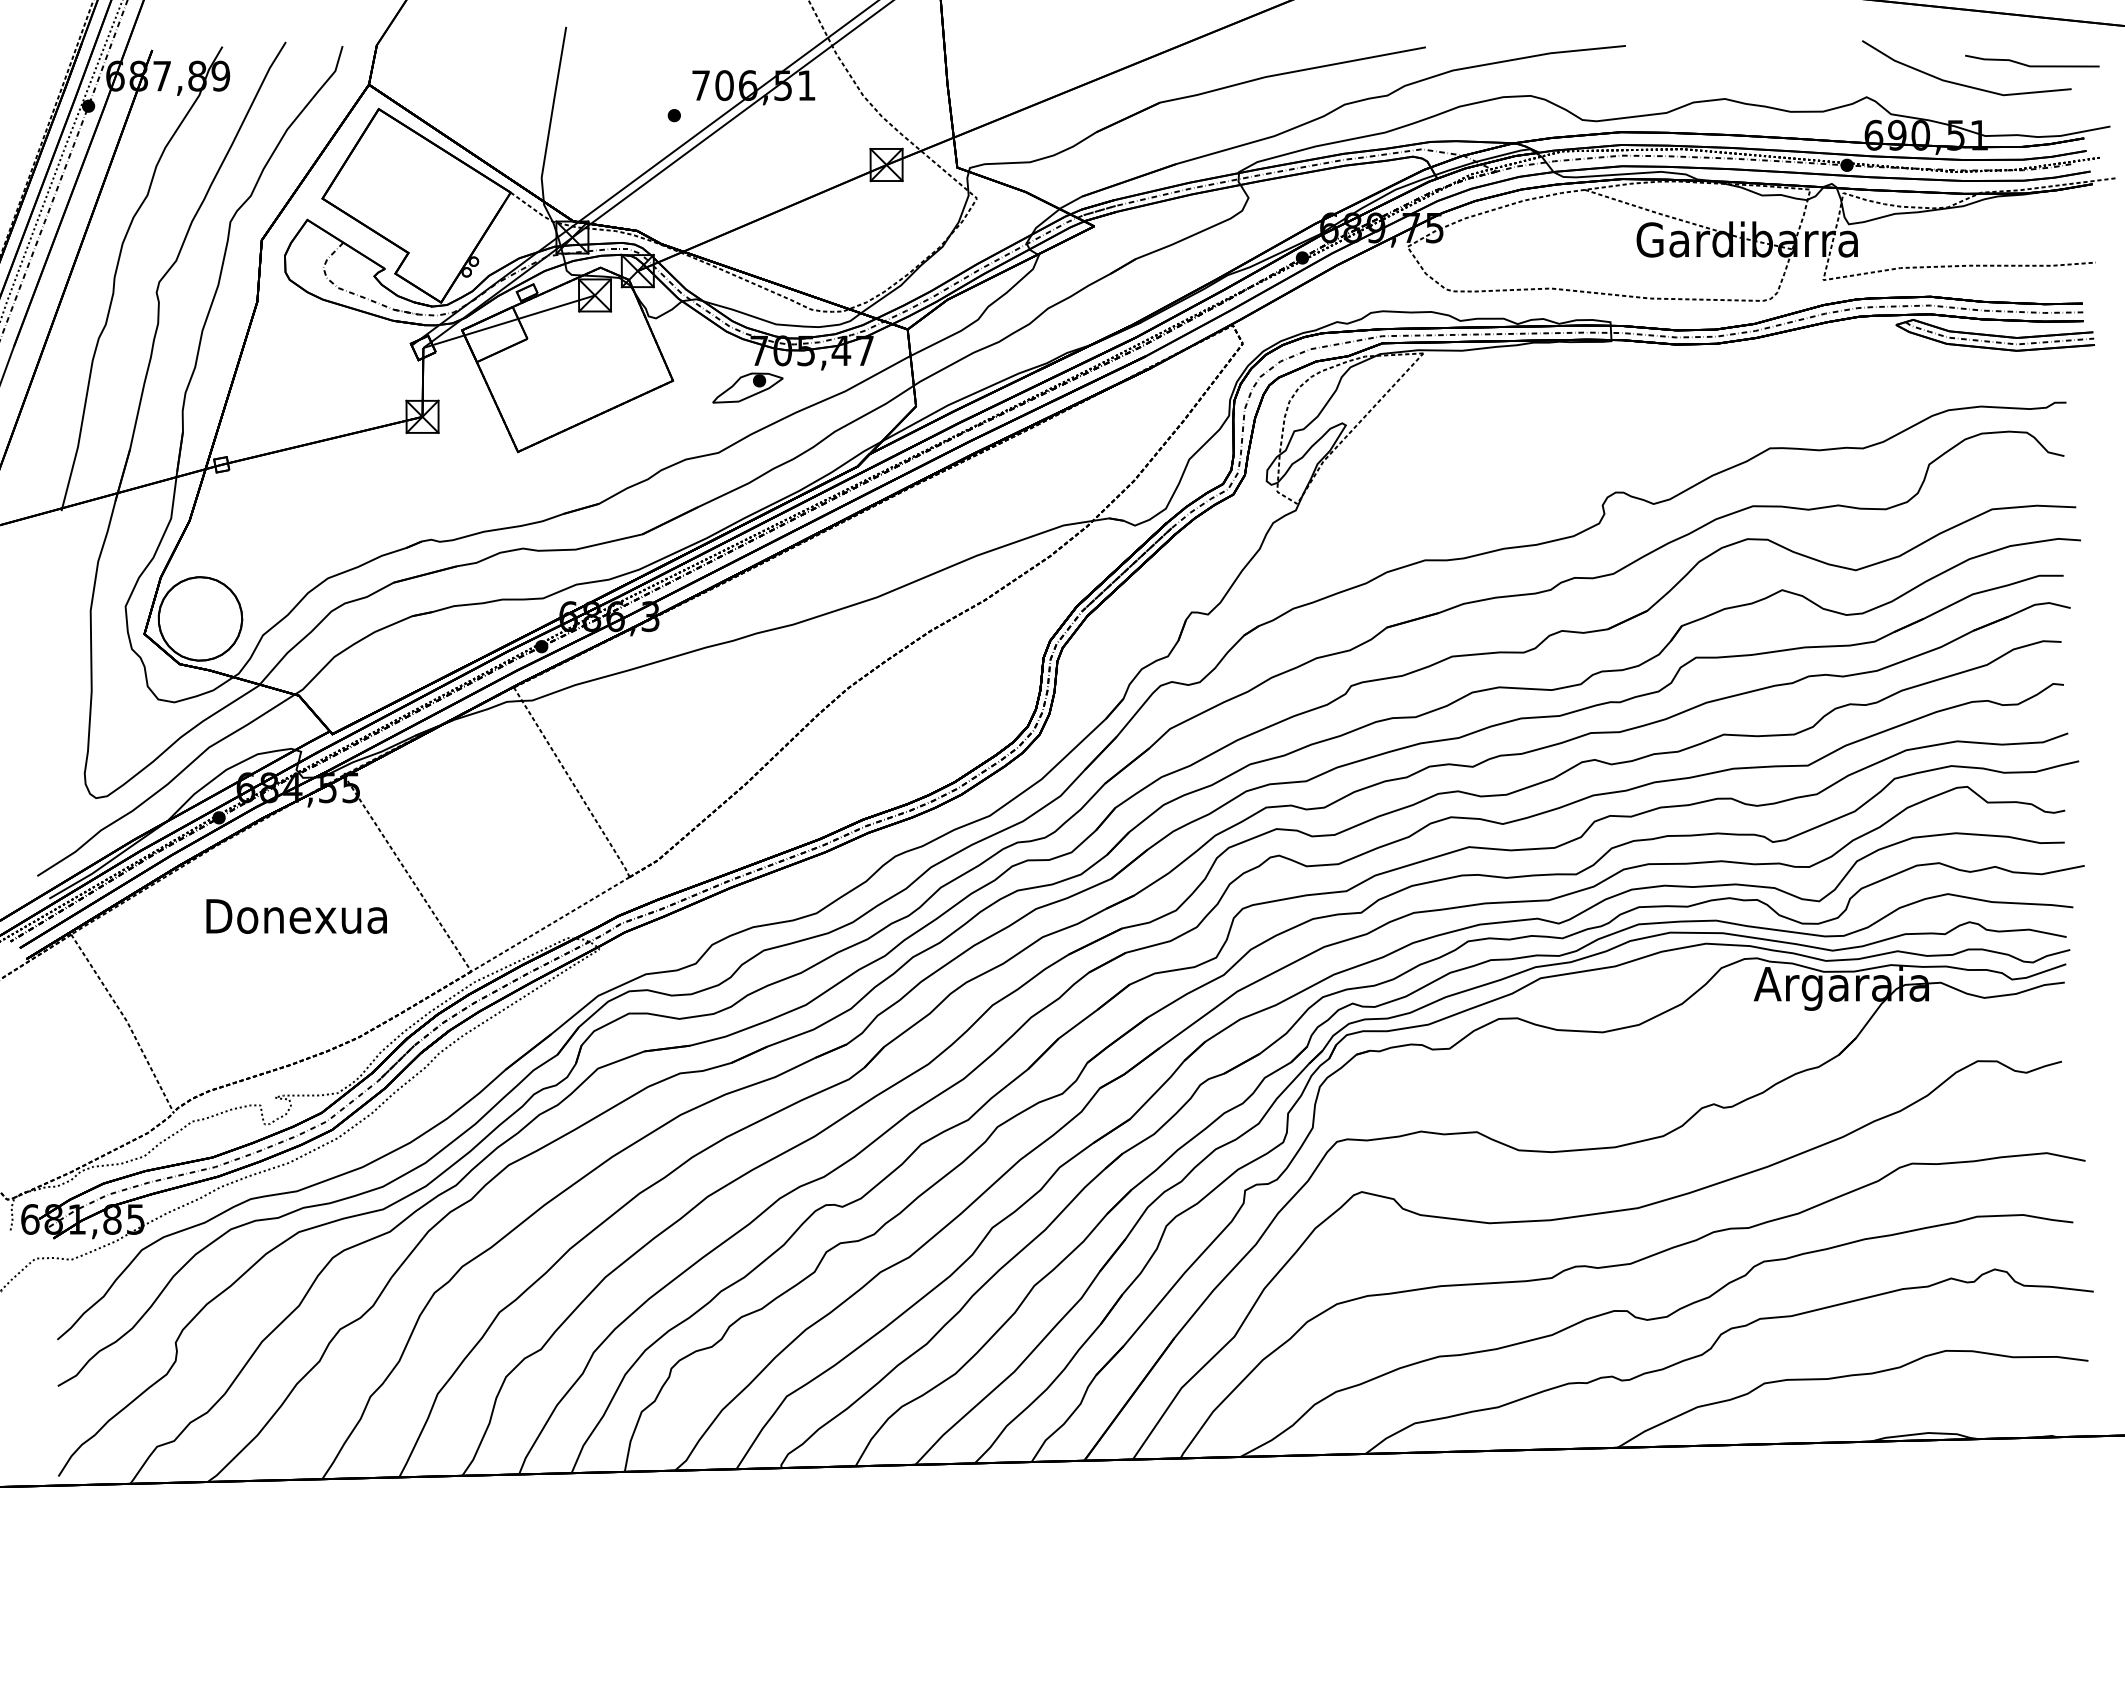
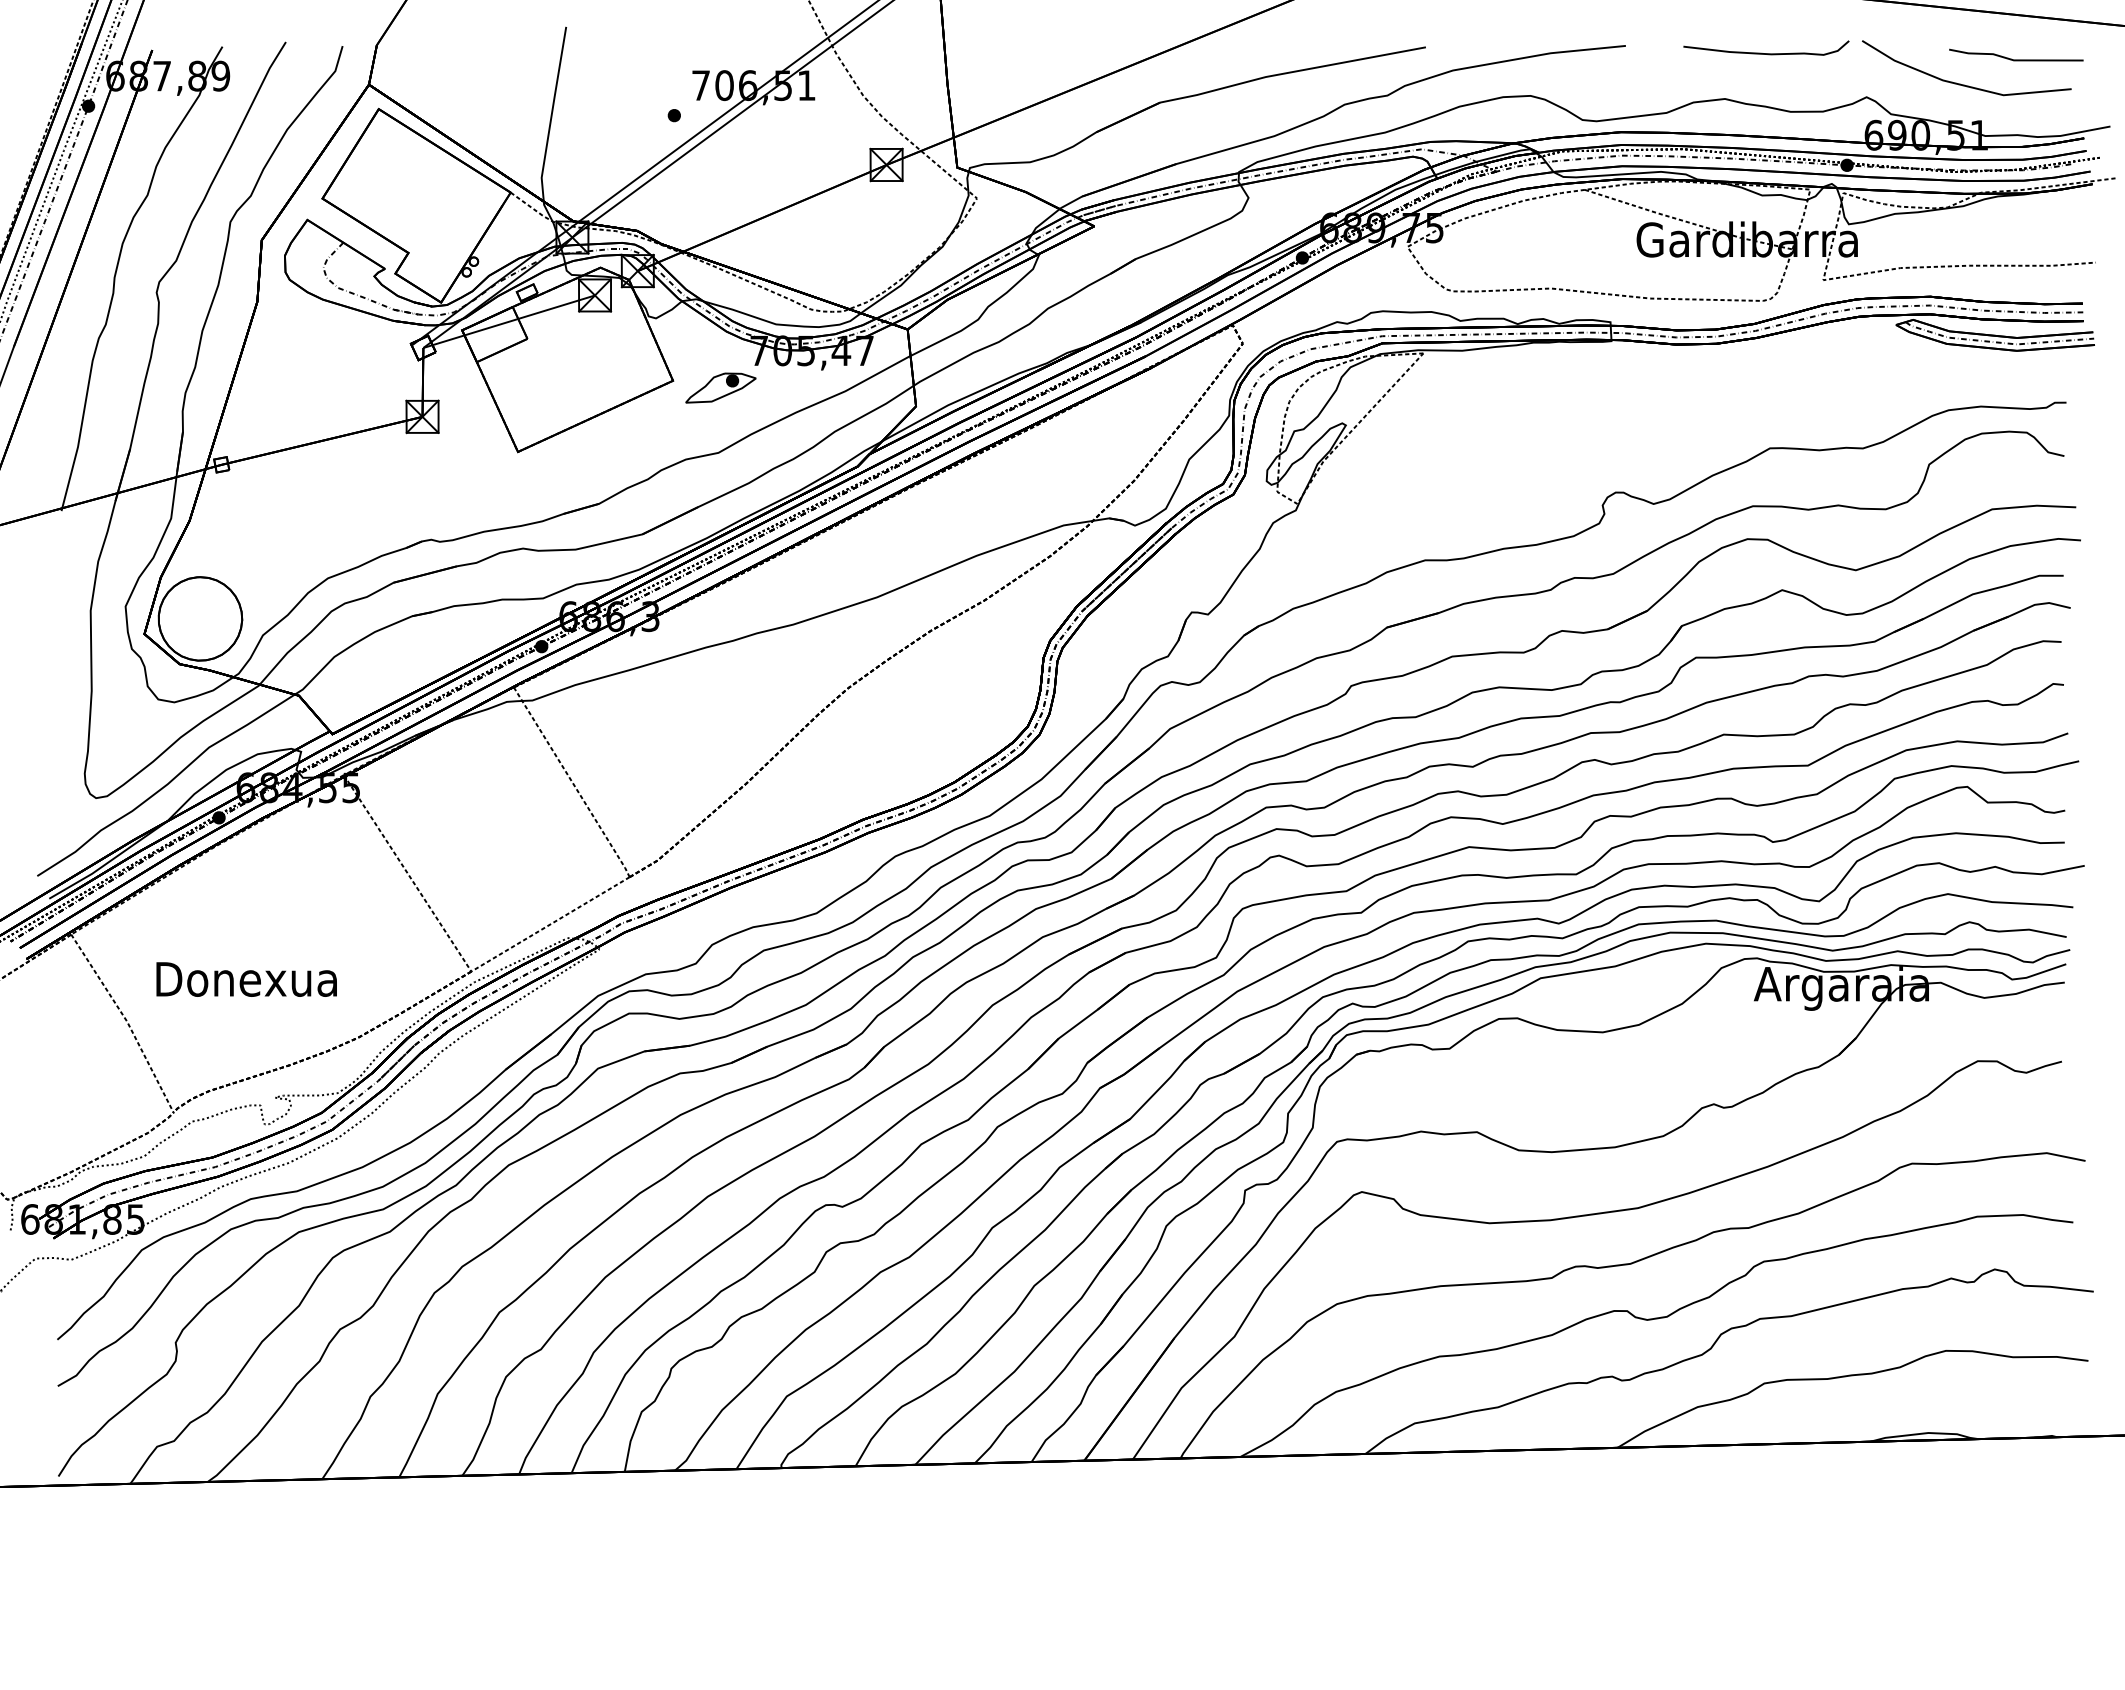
curve: none -> present (1766, 53)
line position: (2032, 65) -> (2016, 59) (2016, 59)
part position: (747, 387) -> (720, 387) (720, 387)
text position: (296, 916) -> (246, 979) (246, 979)
